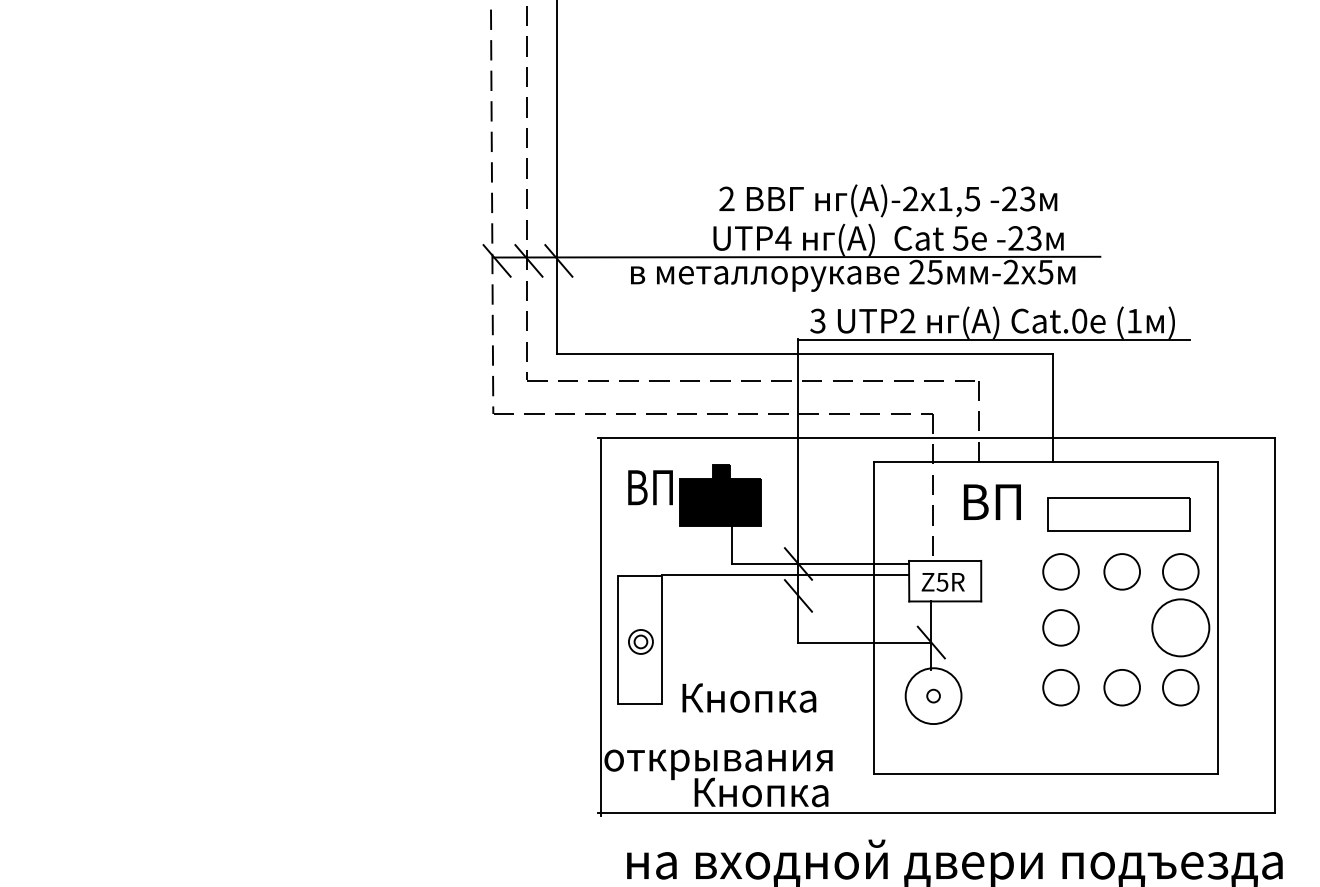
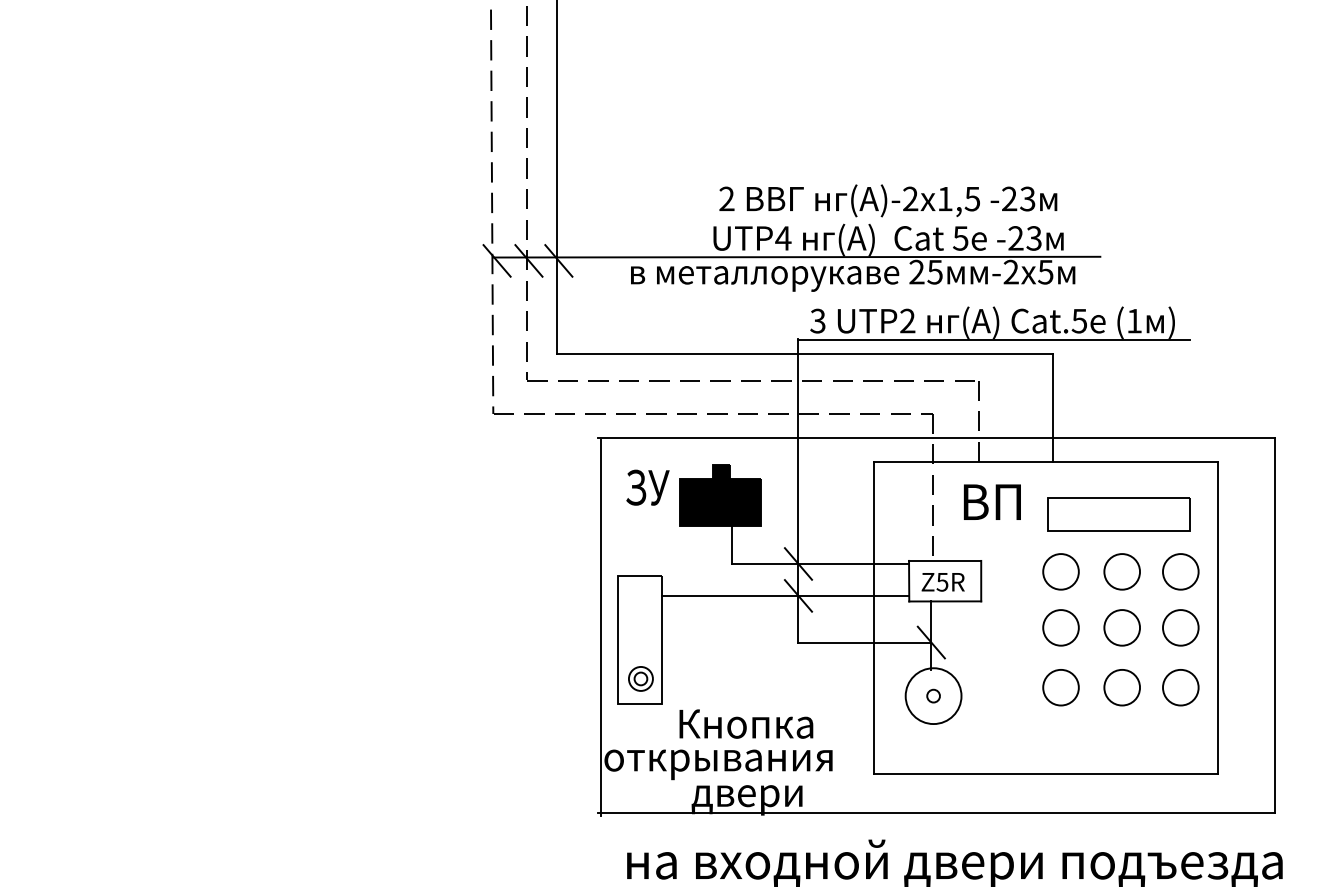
text: Cat.0e -> Cat.5e (1079, 320)
text: ВП -> ЗУ (649, 487)
line position: (785, 574) -> (785, 595) (785, 595)
circle: none -> present (1121, 627)
circle diameter: 57 px -> 36 px (1180, 627)
part position: (640, 641) -> (640, 678) (640, 678)
text position: (749, 697) -> (746, 723) (746, 723)
text: Кнопка -> двери (759, 796)
